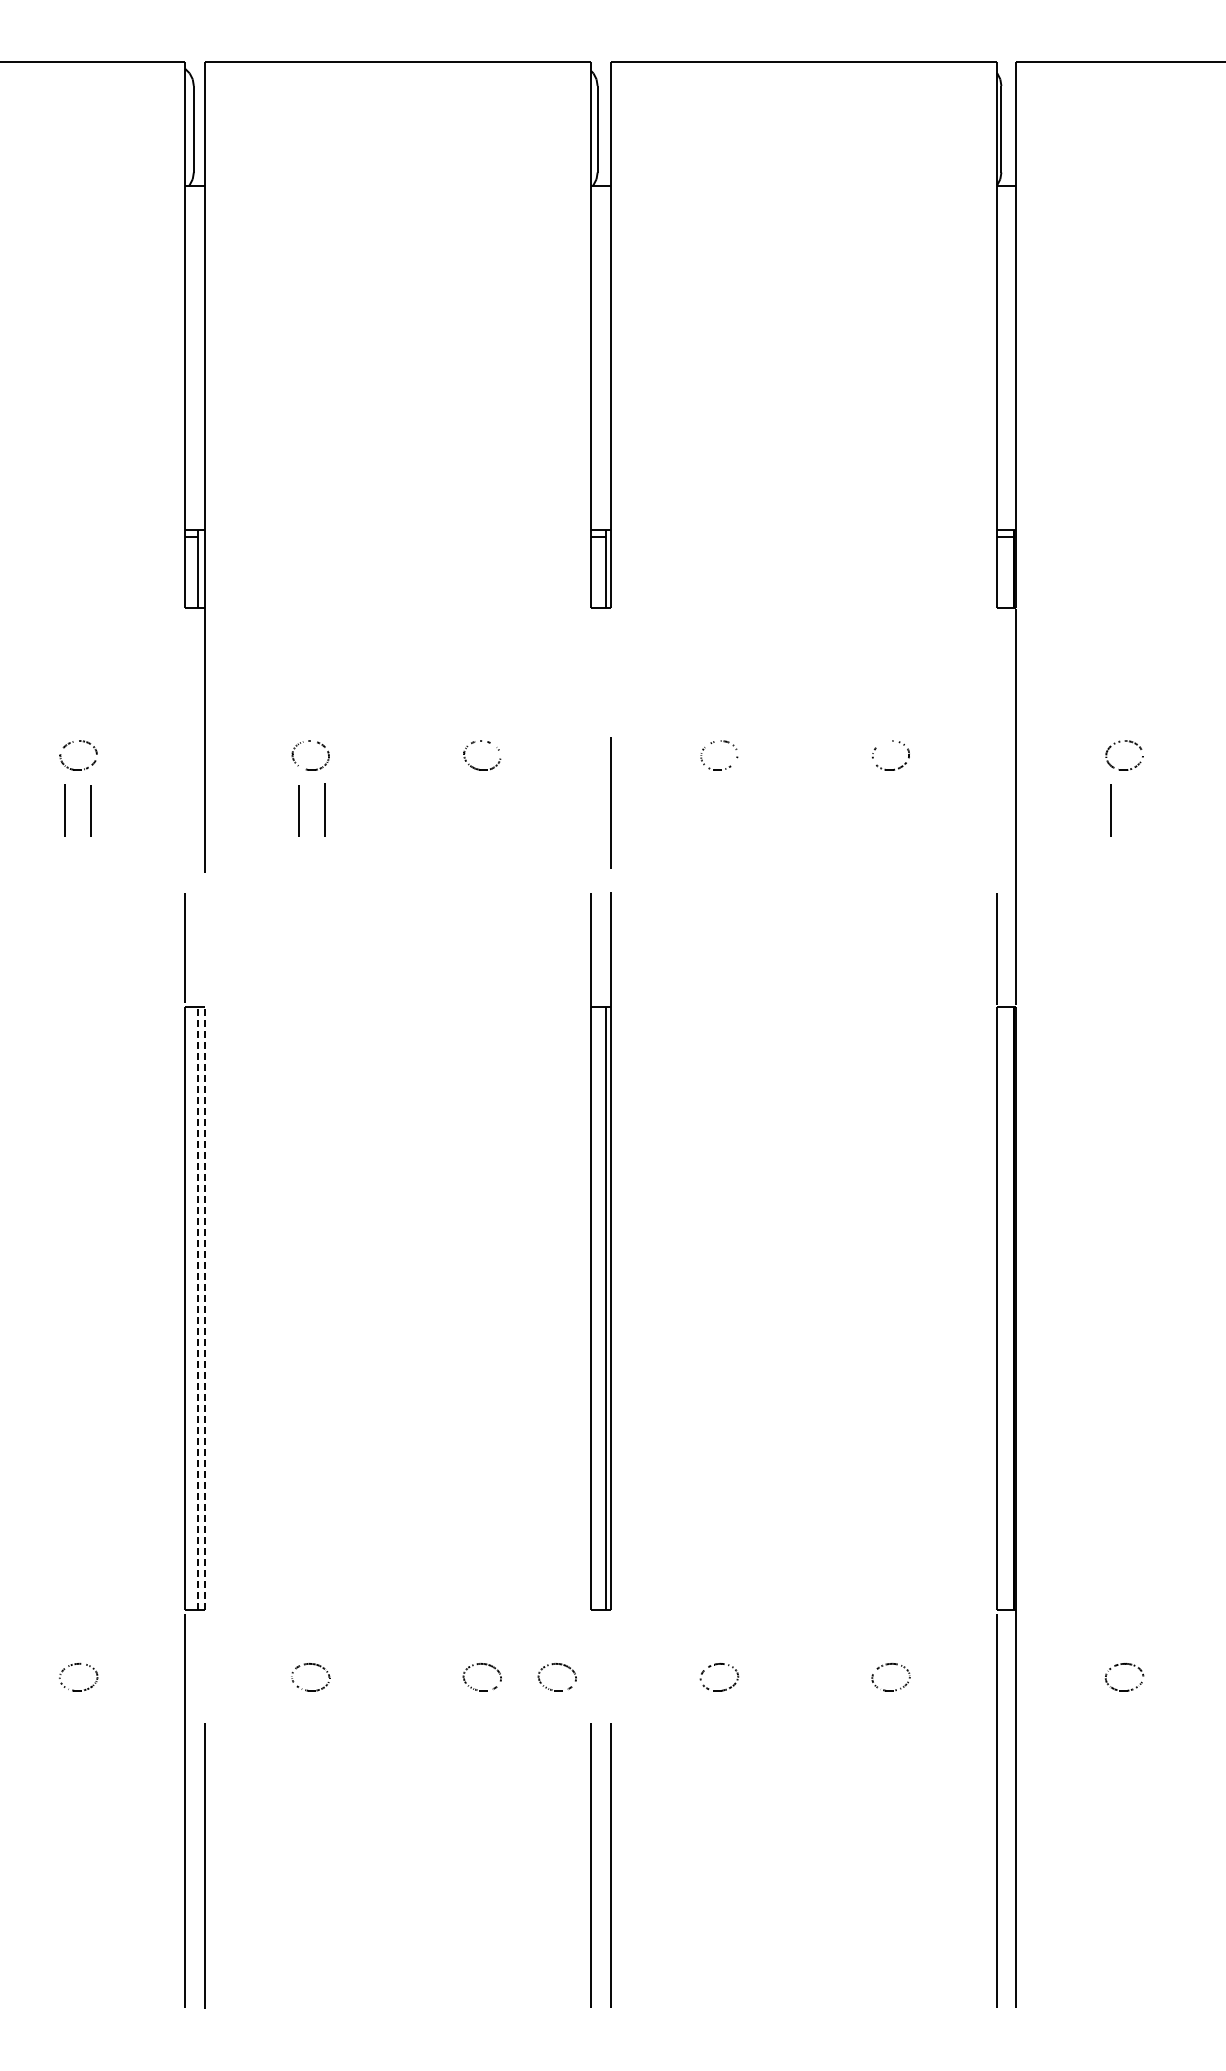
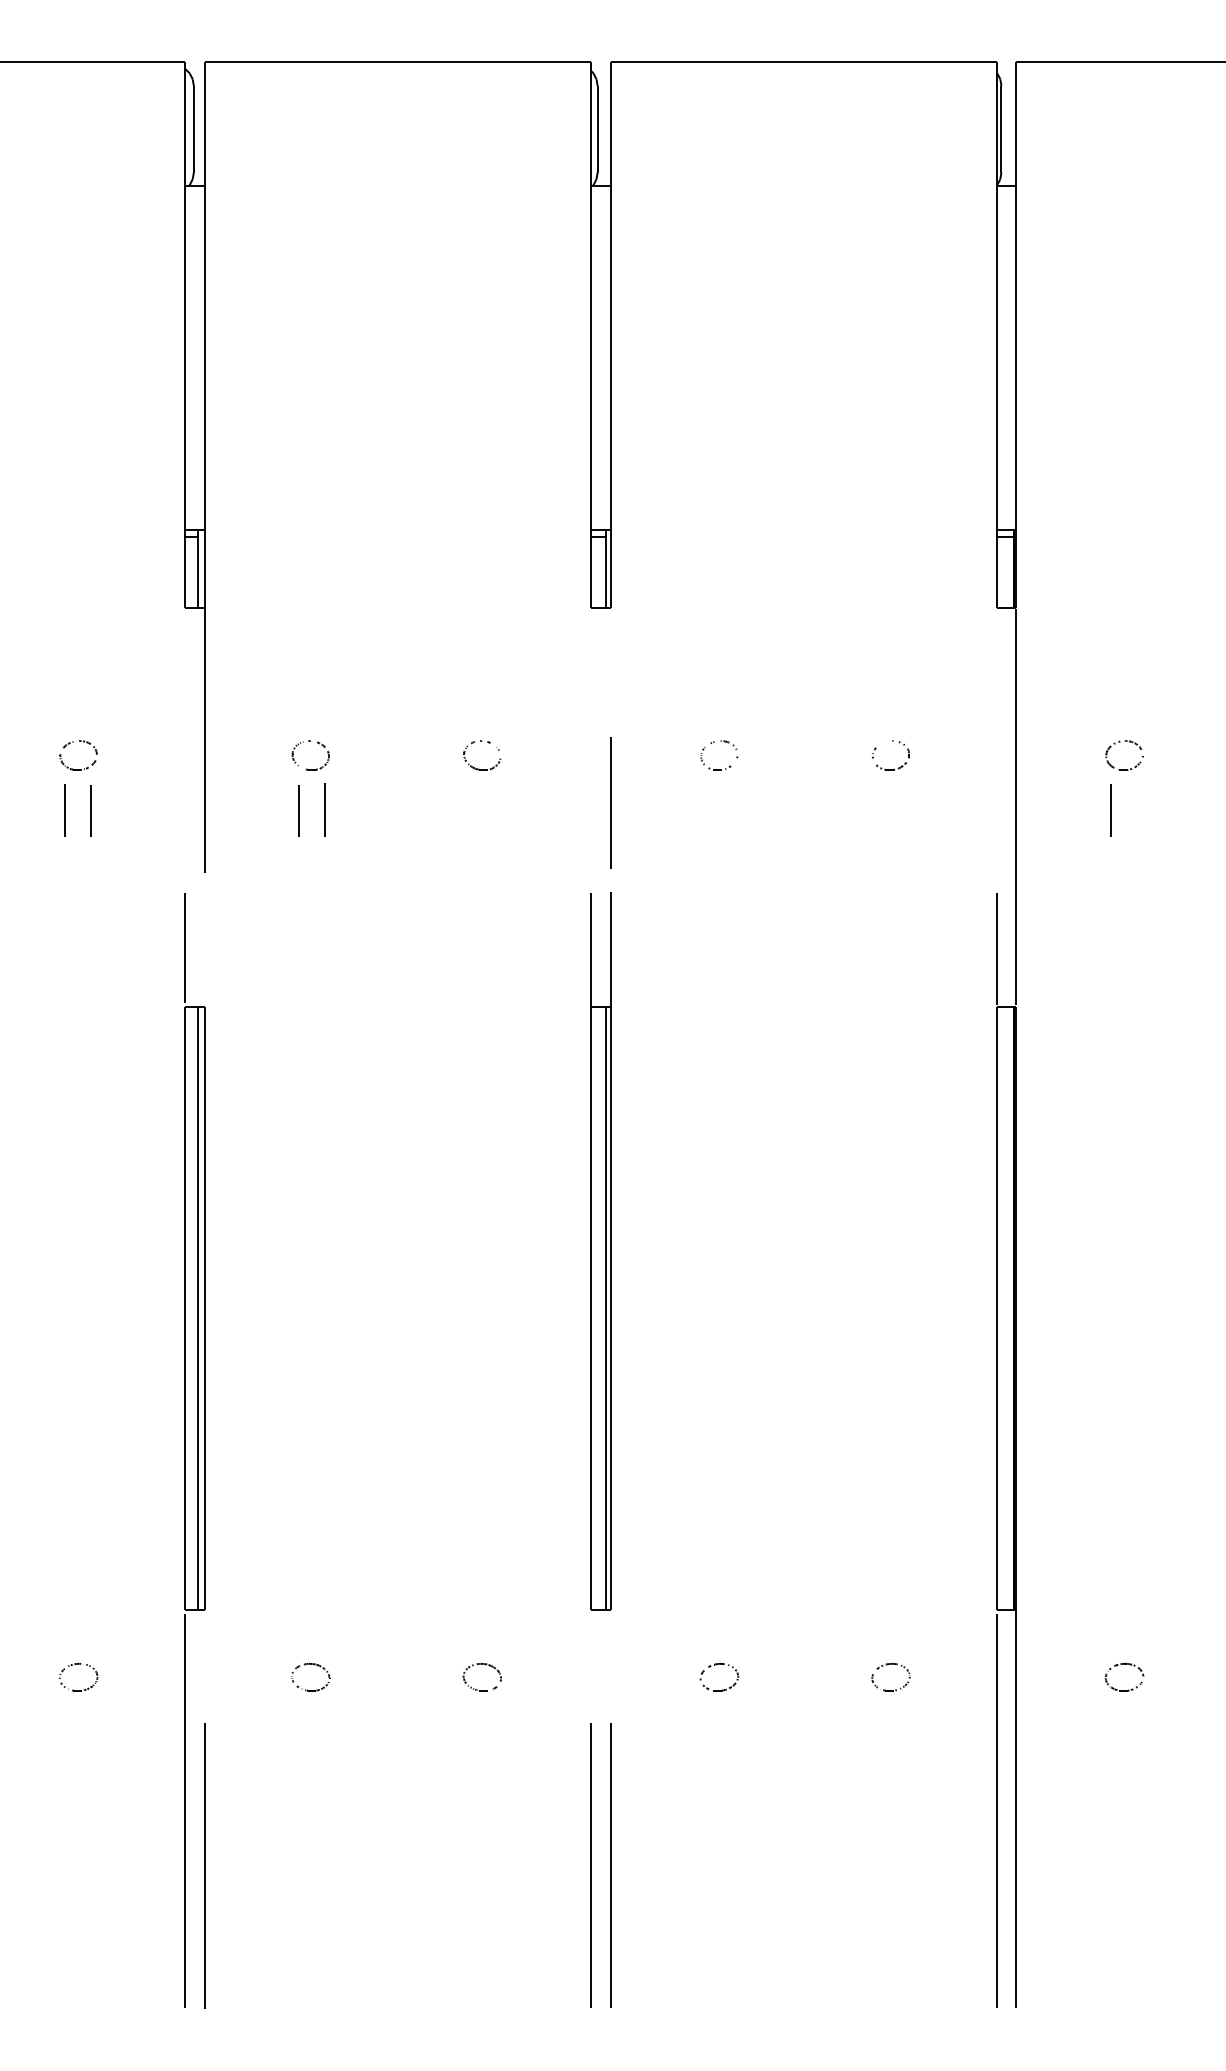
line: dashed -> solid (198, 1308)
line: dashed -> solid (204, 1308)
part: present -> none (550, 1688)
